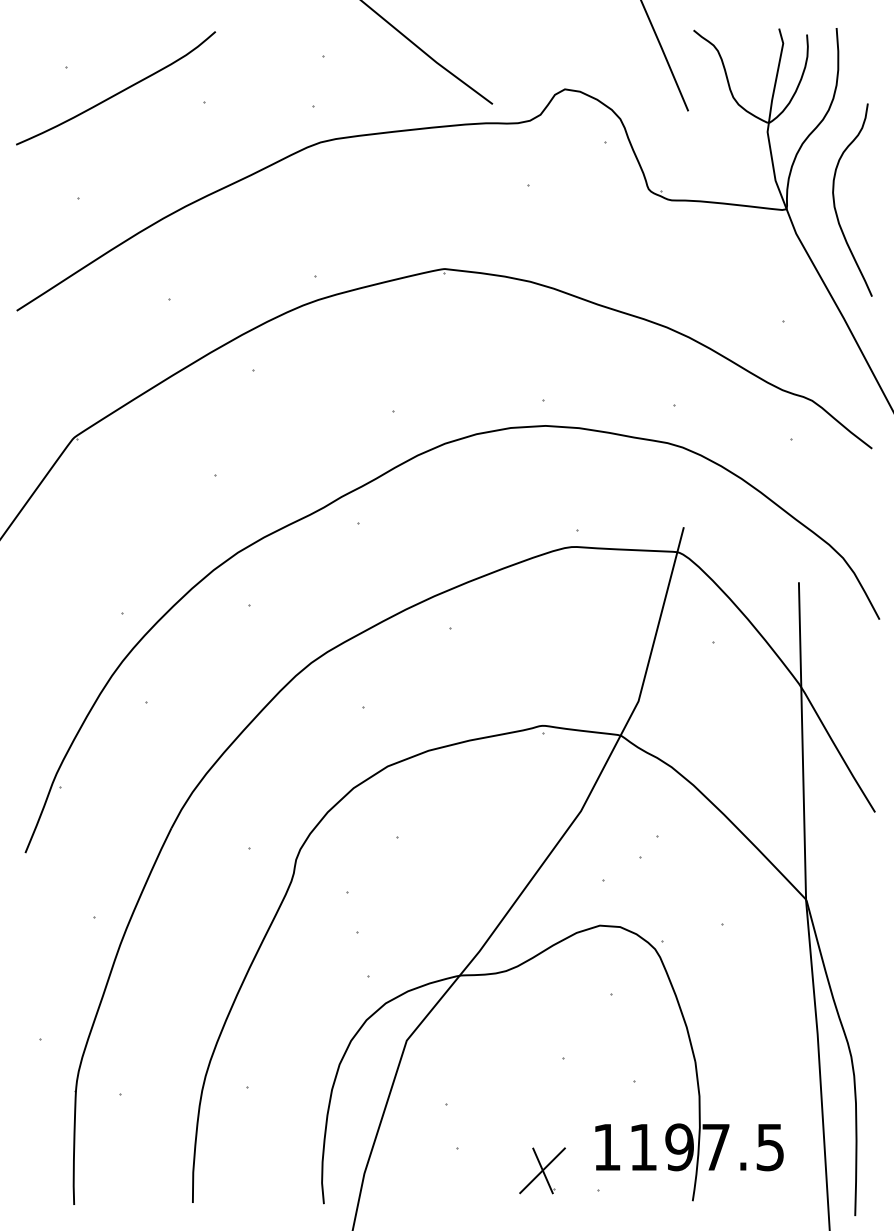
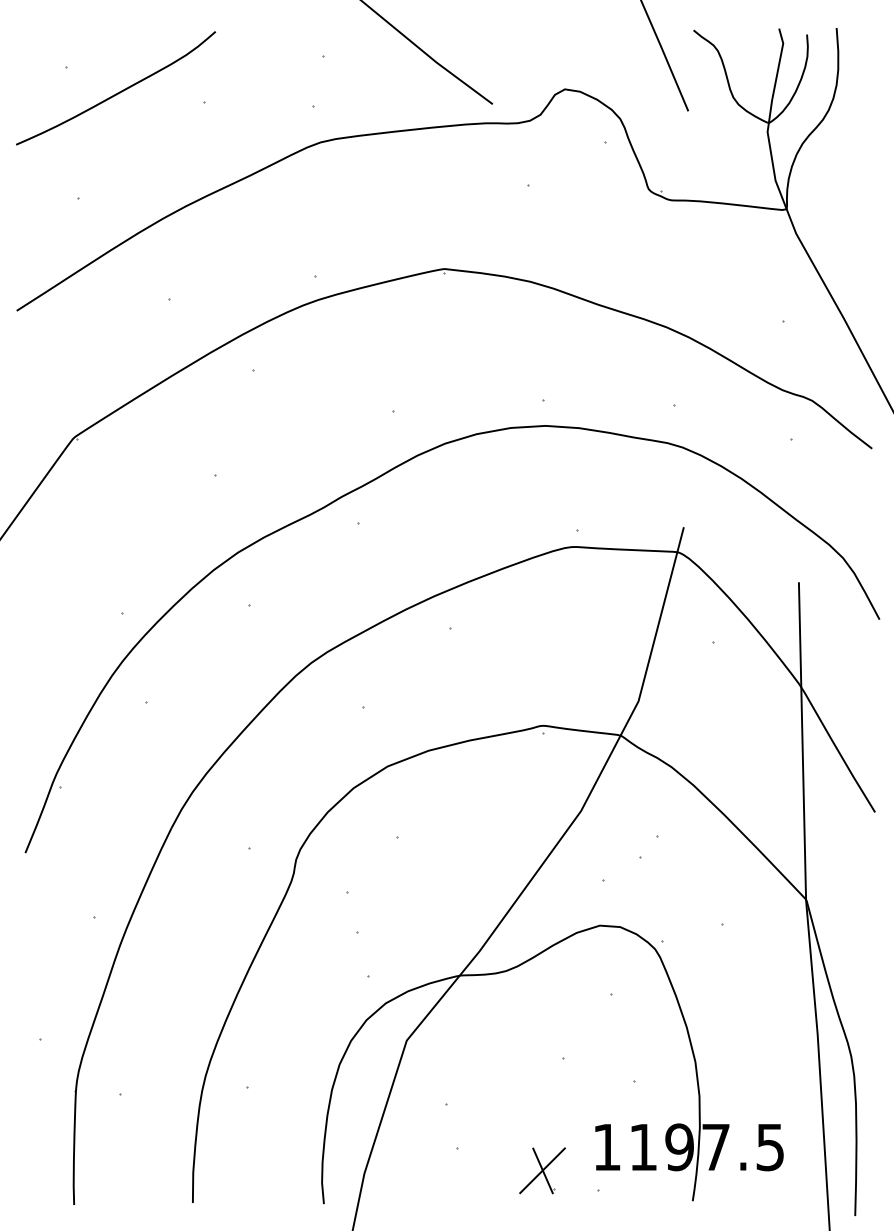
curve: present -> none (835, 203)
